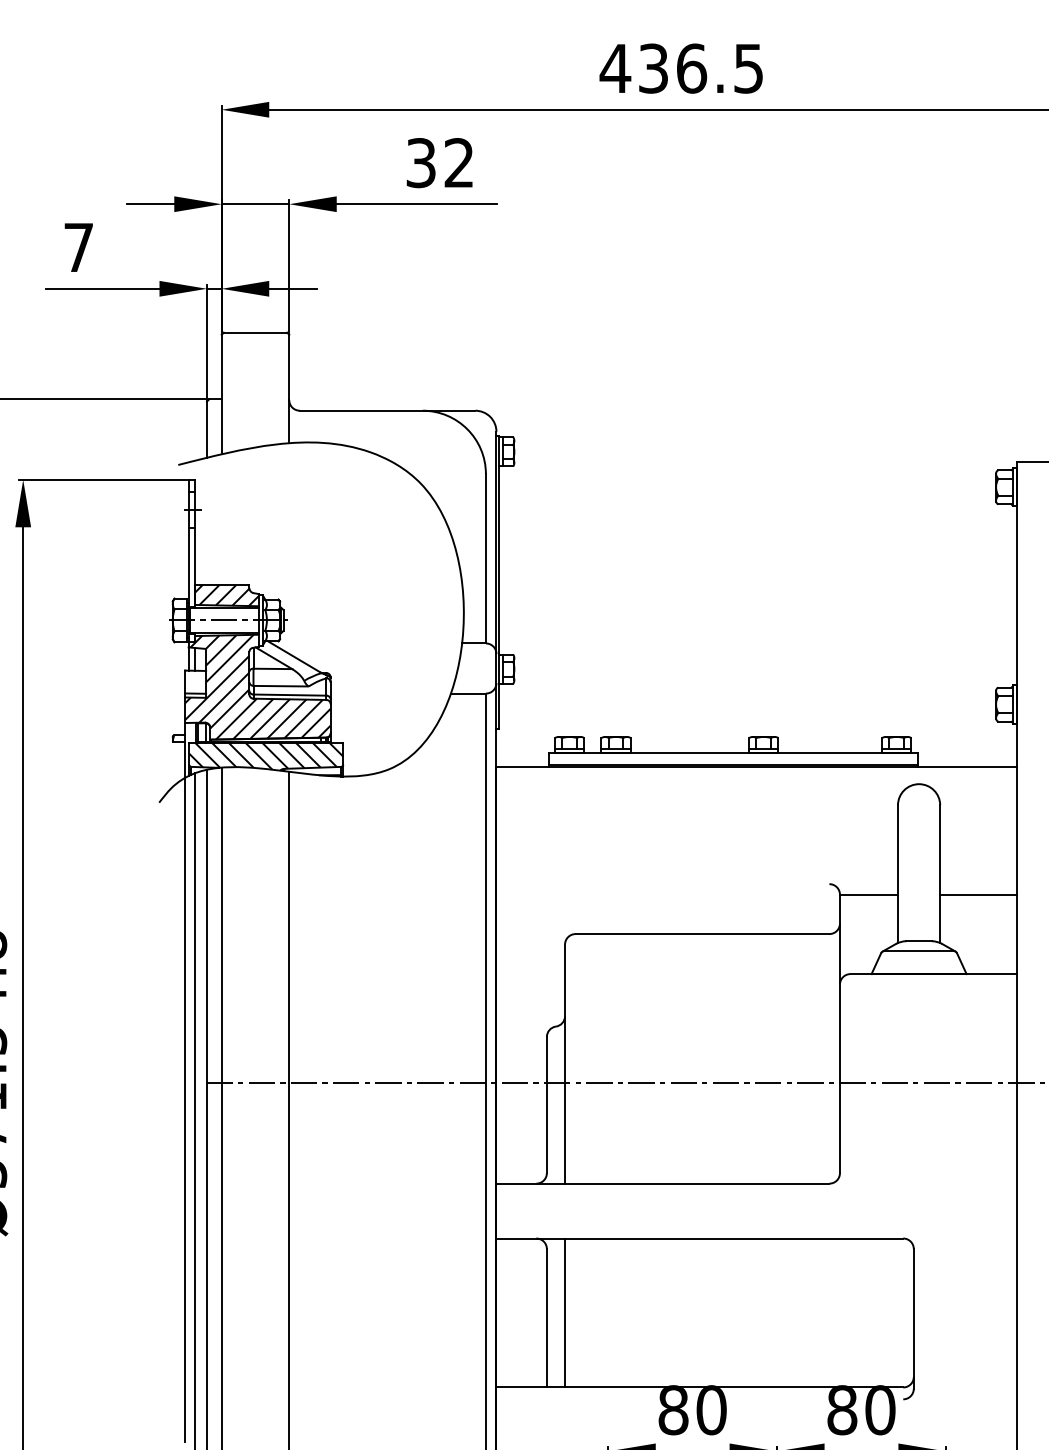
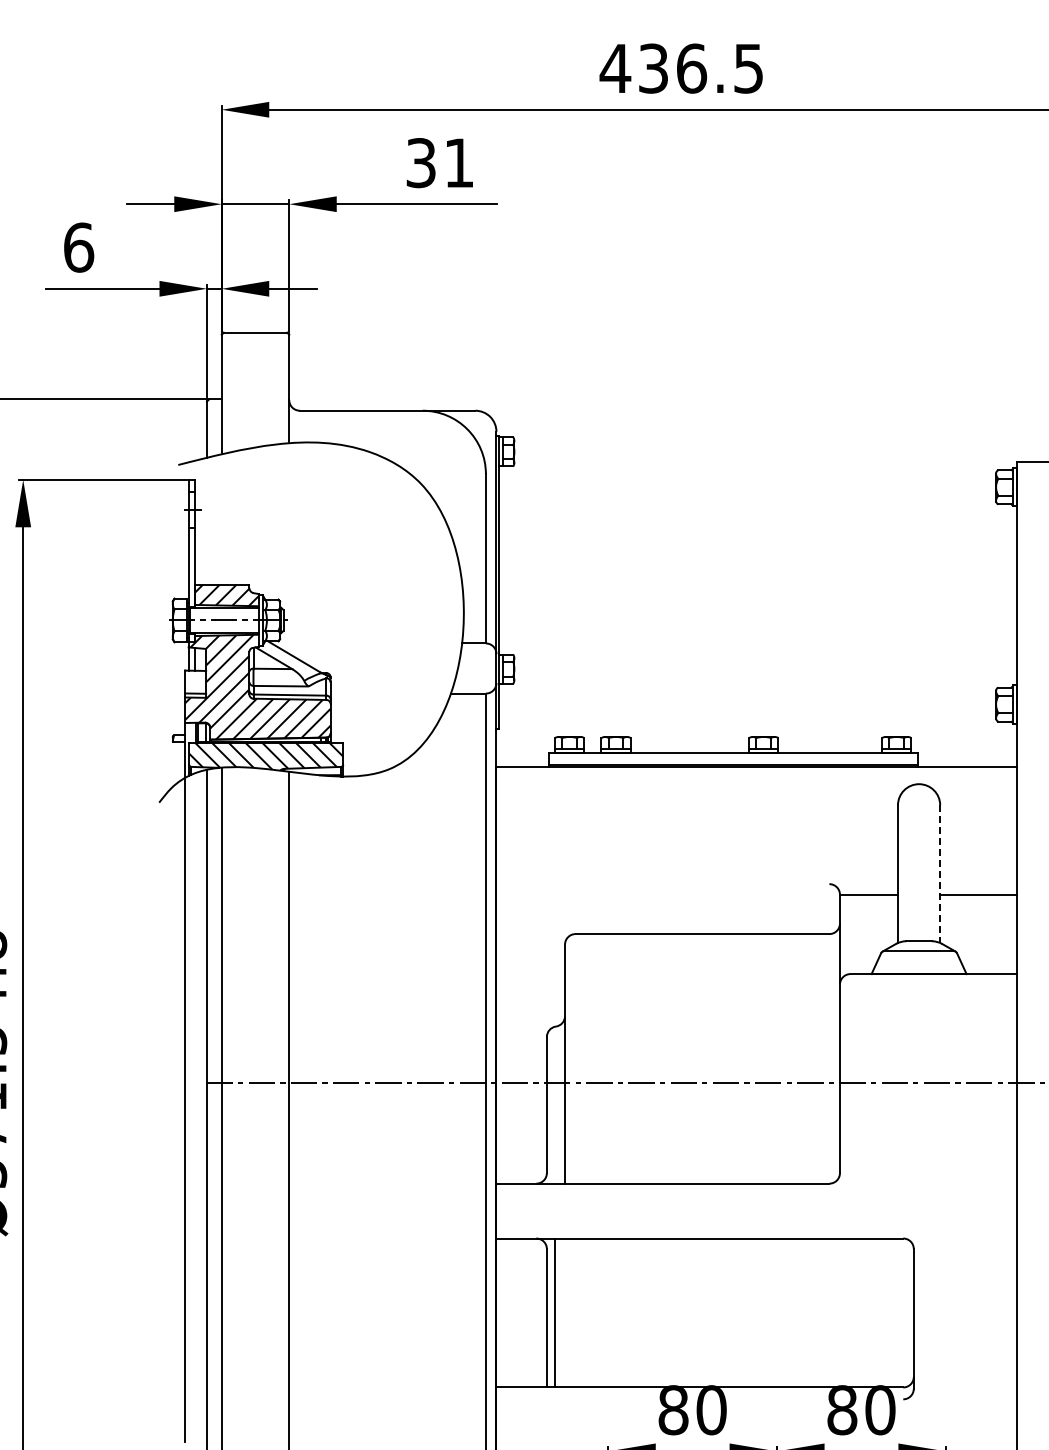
text: 32 -> 31 (458, 162)
text: 7 -> 6 (79, 247)
line: solid -> dashed (940, 874)
line: present -> none (194, 1109)
line position: (565, 1312) -> (555, 1312) (555, 1312)
